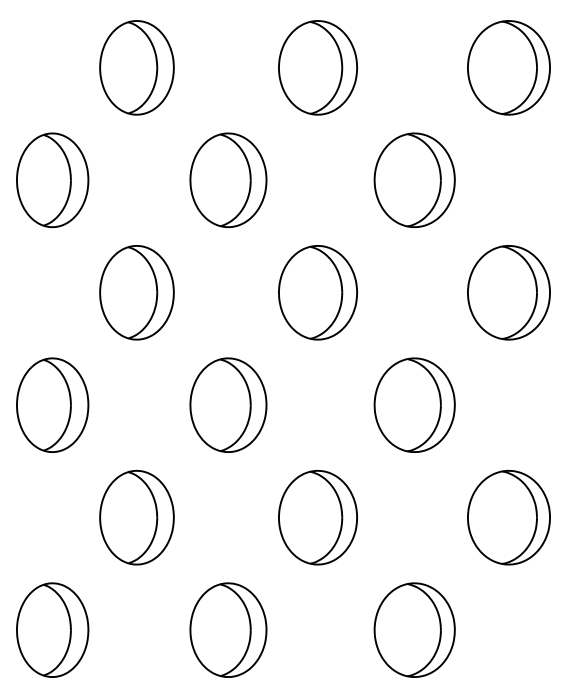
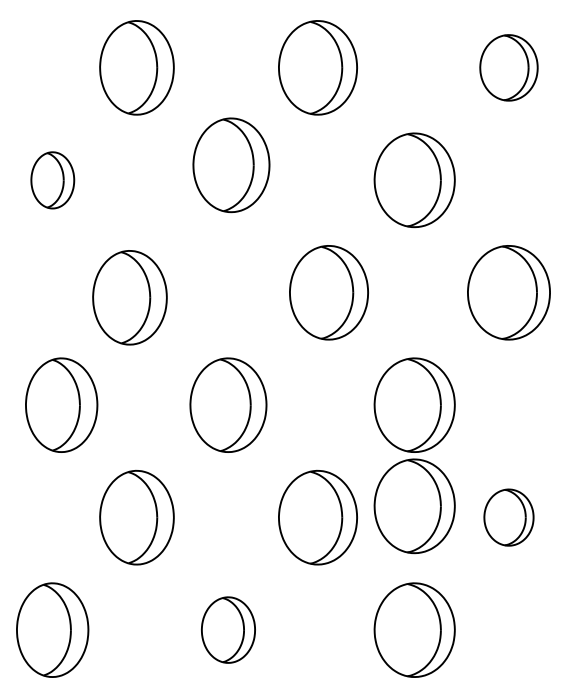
part size: 84x96 px -> 60x68 px (508, 67)
part size: 74x97 px -> 46x59 px (52, 180)
part position: (228, 180) -> (231, 165) (231, 165)
part position: (136, 292) -> (129, 297) (129, 297)
part position: (317, 292) -> (328, 292) (328, 292)
part position: (52, 404) -> (61, 404) (61, 404)
part: none -> present (414, 506)
part size: 84x97 px -> 52x59 px (508, 517)
part size: 79x96 px -> 55x68 px (228, 629)
